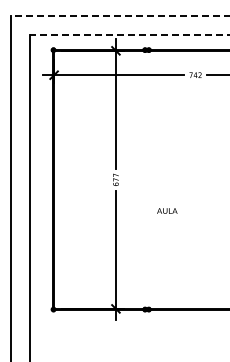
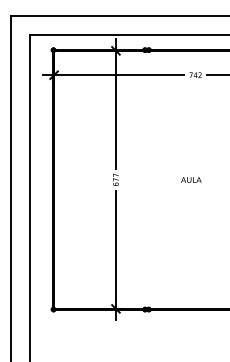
line: dashed -> solid (120, 15)
line: dashed -> solid (129, 34)
text position: (167, 210) -> (191, 179) (191, 179)
